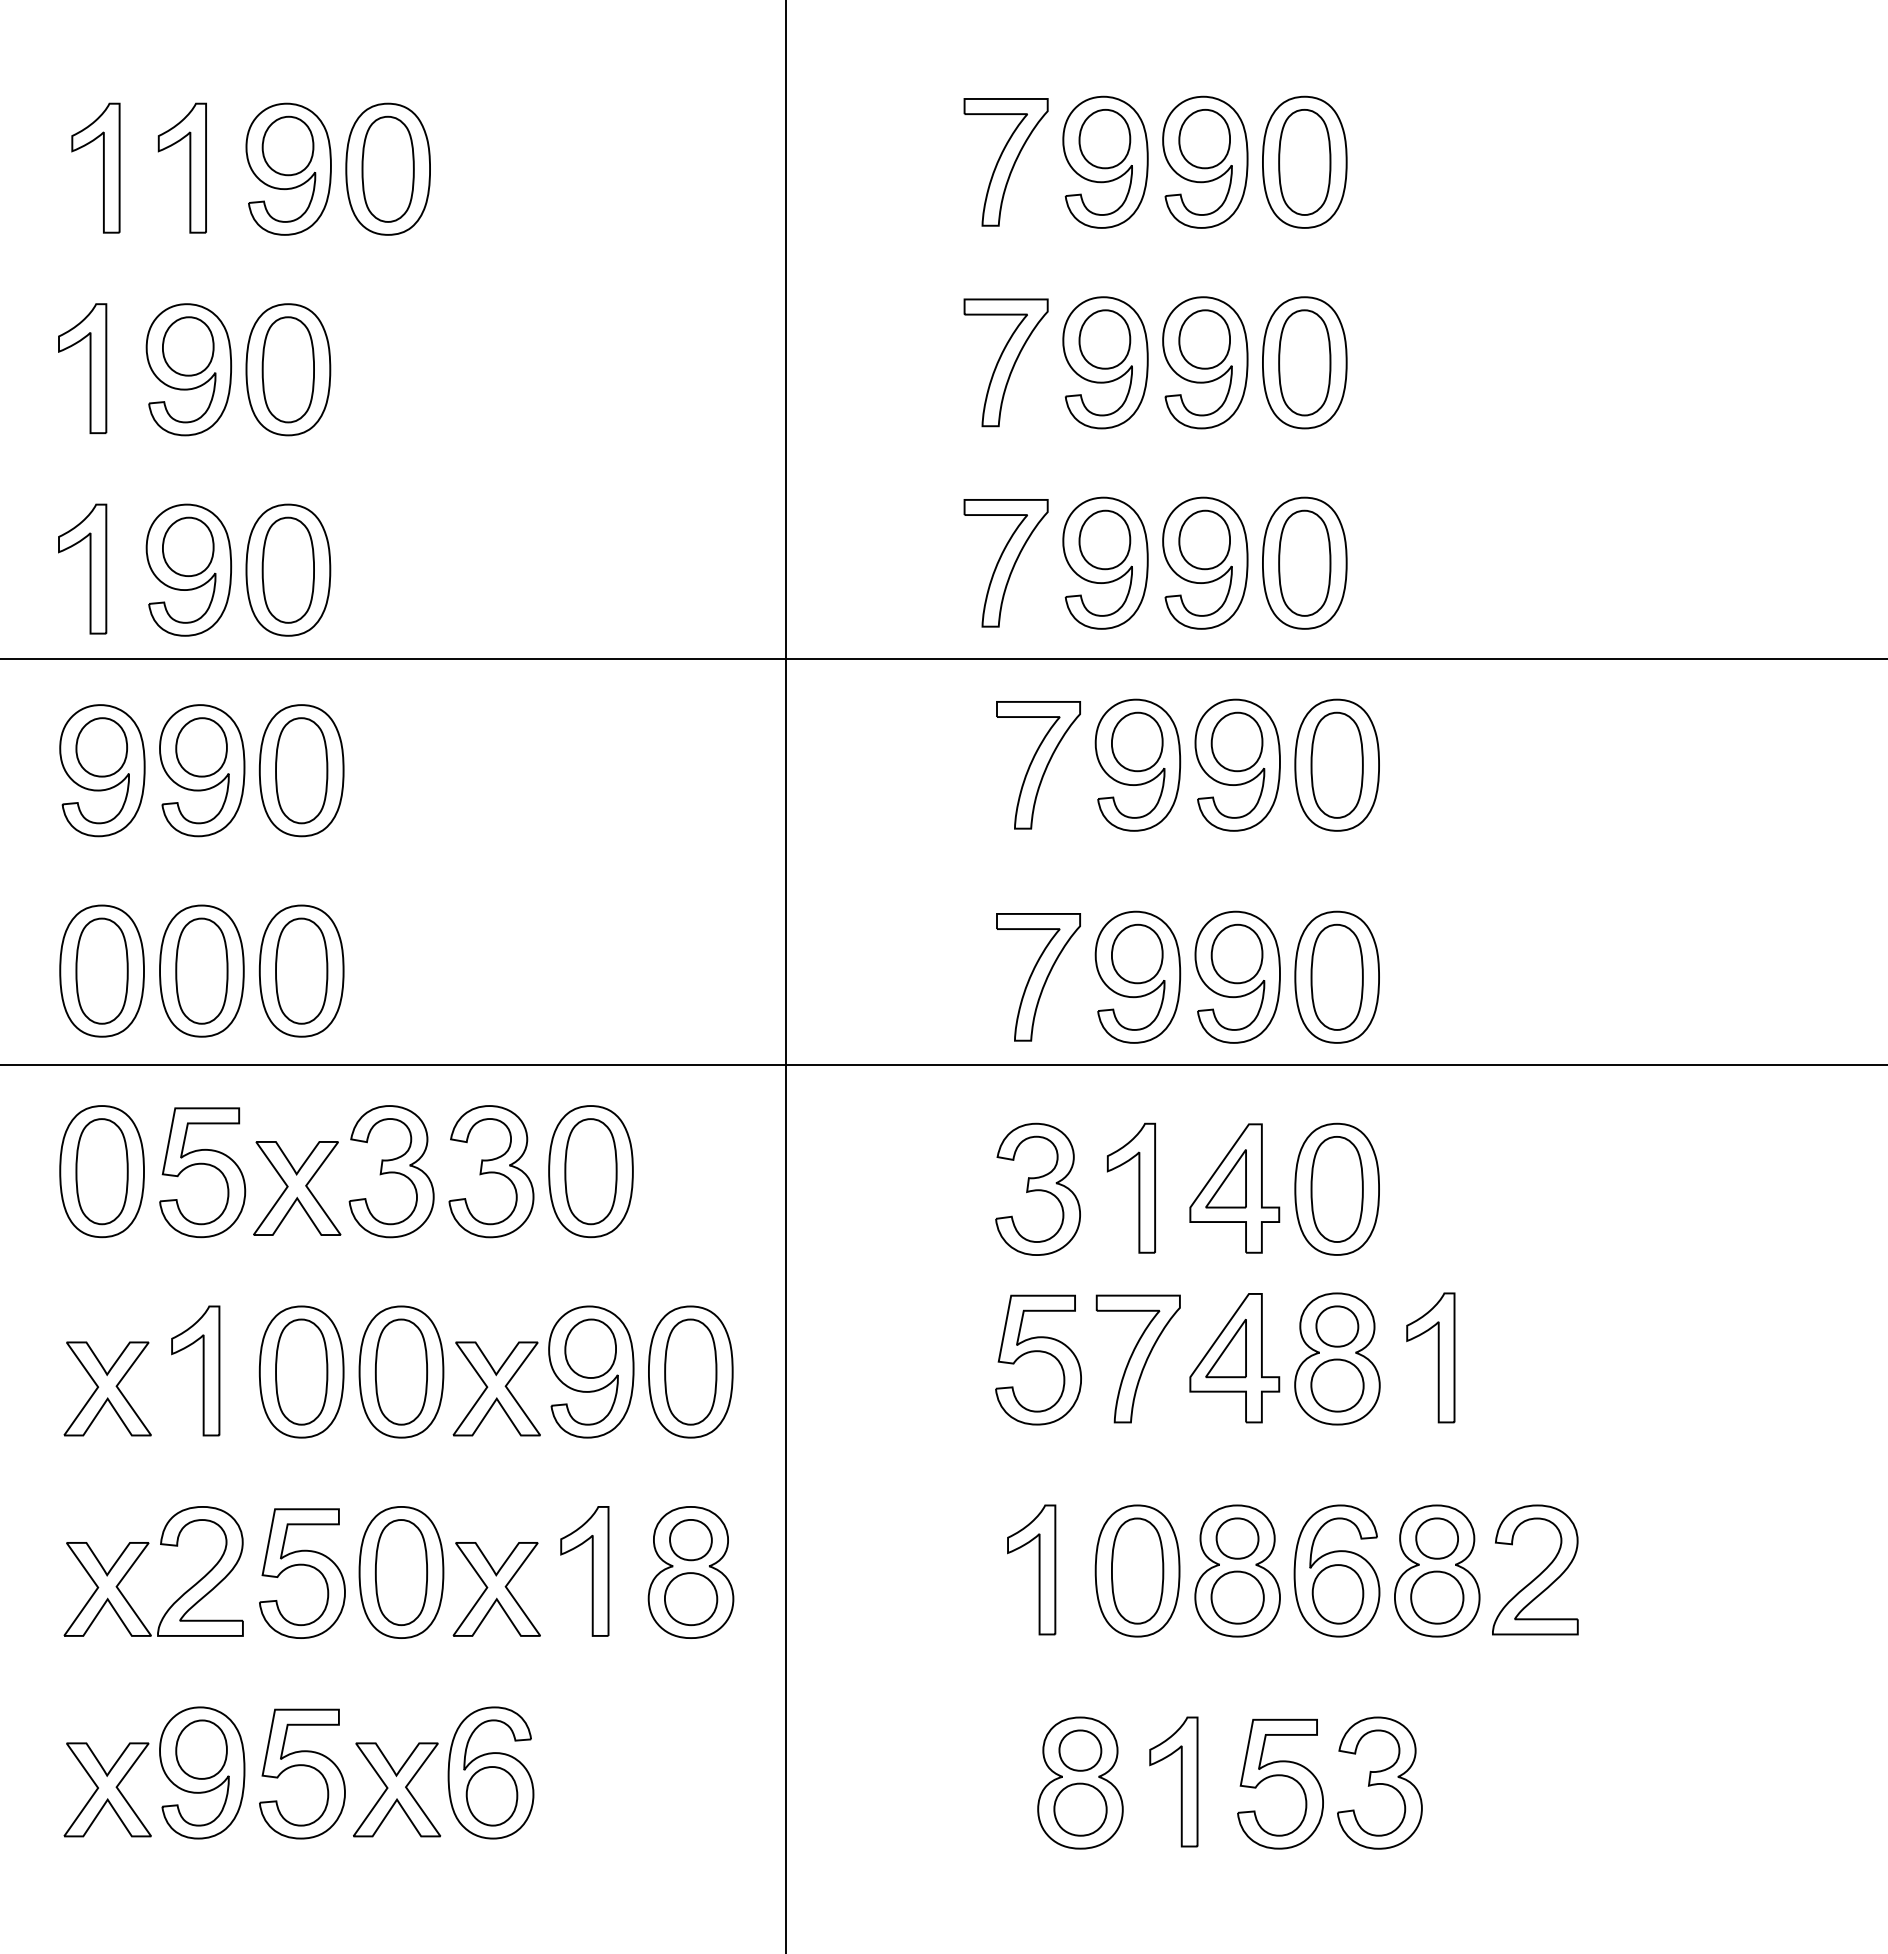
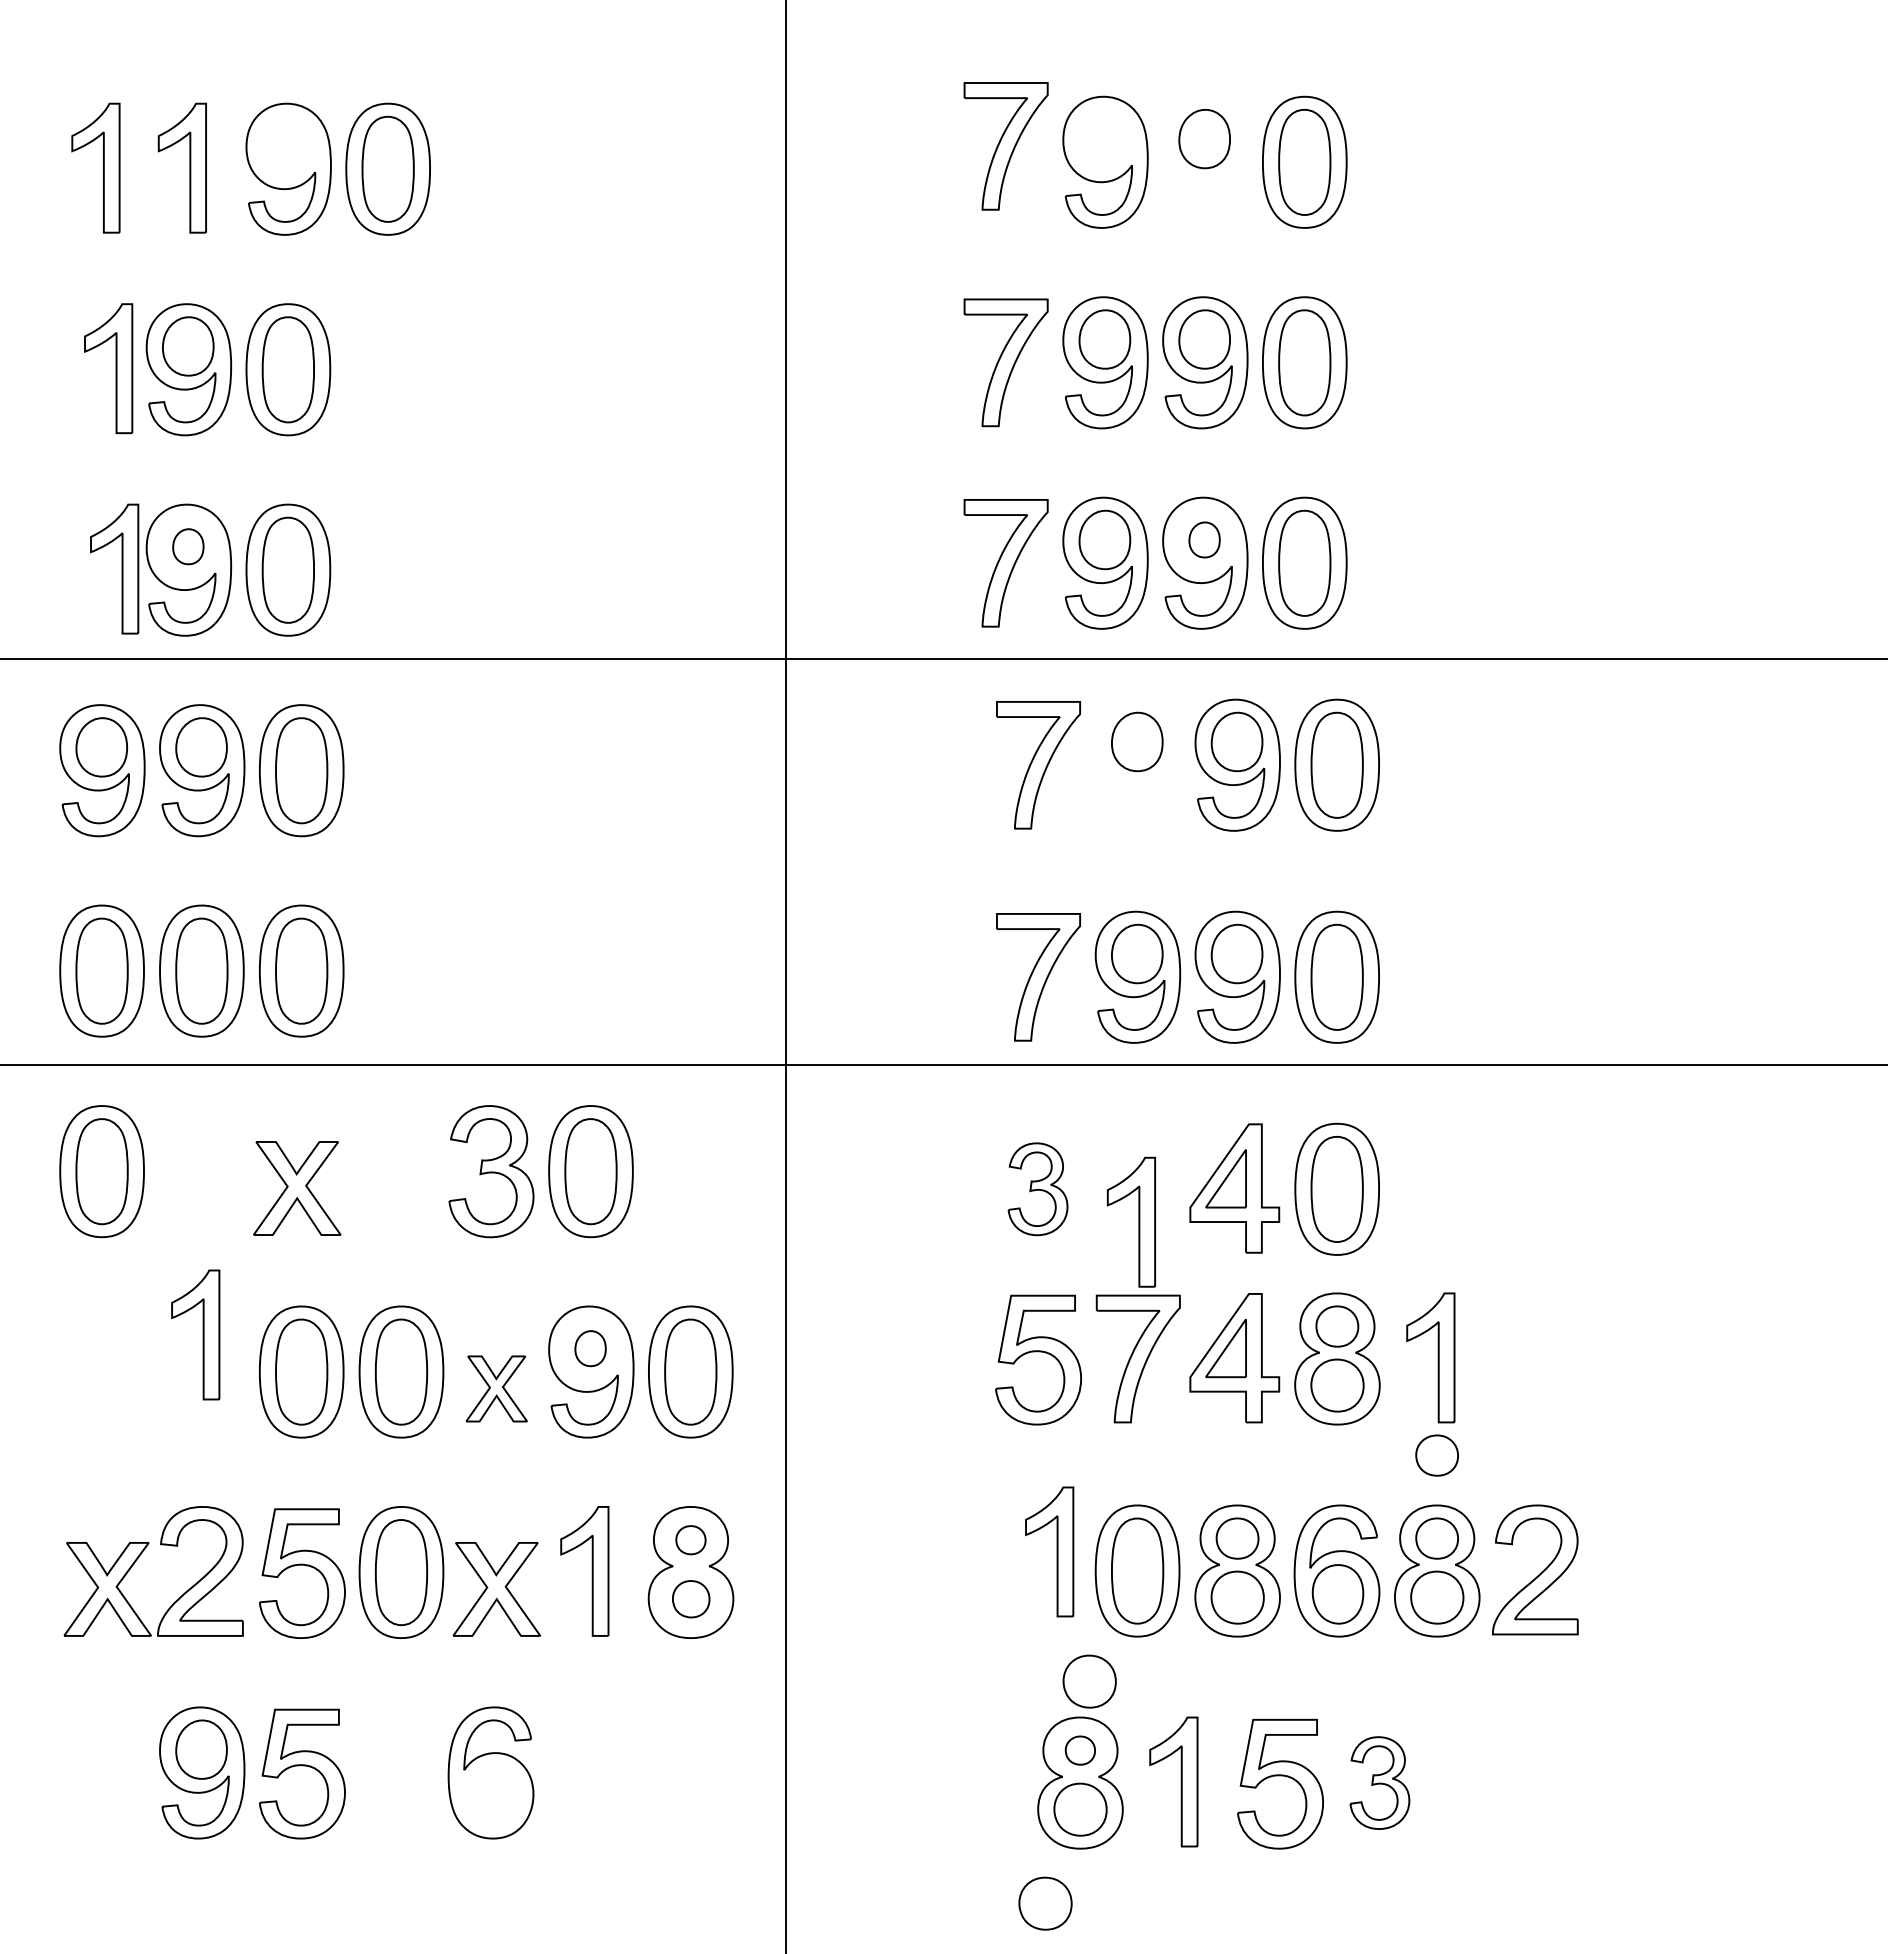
part: present -> none (1104, 139)
part: present -> none (287, 145)
part: present -> none (1205, 161)
part position: (1005, 162) -> (1005, 146) (1005, 146)
part position: (89, 368) -> (115, 368) (115, 368)
part size: 53x62 px -> 33x38 px (1204, 539)
part size: 53x61 px -> 33x38 px (188, 546)
part position: (89, 568) -> (121, 568) (121, 568)
part: present -> none (1137, 764)
part: present -> none (202, 1164)
part: present -> none (391, 1171)
part position: (1138, 1187) -> (1138, 1221) (1138, 1221)
part size: 86x134 px -> 62x95 px (1037, 1189)
part size: 53x61 px -> 33x38 px (590, 1348)
part position: (202, 1370) -> (202, 1334) (202, 1334)
part: present -> none (107, 1388)
part size: 89x96 px -> 63x68 px (496, 1388)
part: none -> present (1436, 1455)
part size: 44x43 px -> 32x31 px (690, 1540)
part position: (1038, 1569) -> (1056, 1551) (1056, 1551)
part size: 55x55 px -> 39x39 px (691, 1599)
part: none -> present (1089, 1681)
part size: 45x43 px -> 32x31 px (1079, 1750)
part size: 86x134 px -> 62x94 px (1379, 1782)
part: present -> none (107, 1789)
part: present -> none (397, 1789)
part: present -> none (491, 1796)
part: none -> present (1045, 1903)
